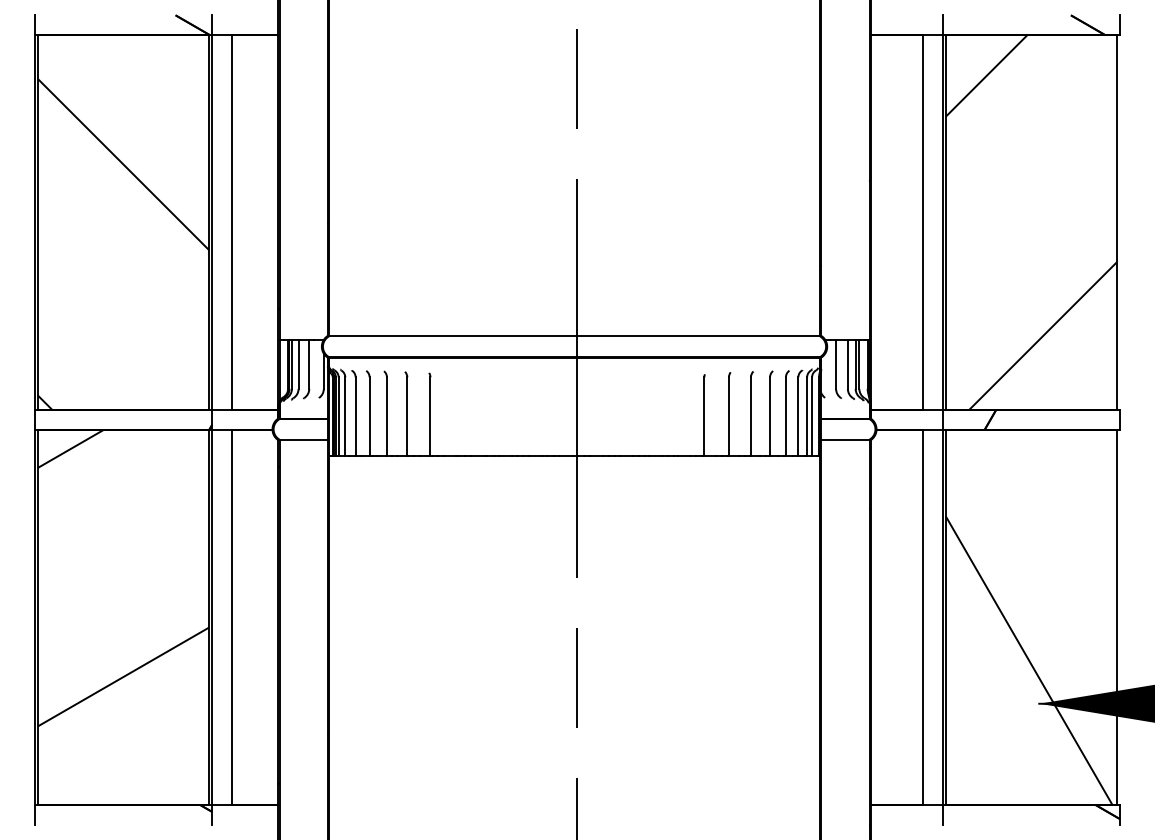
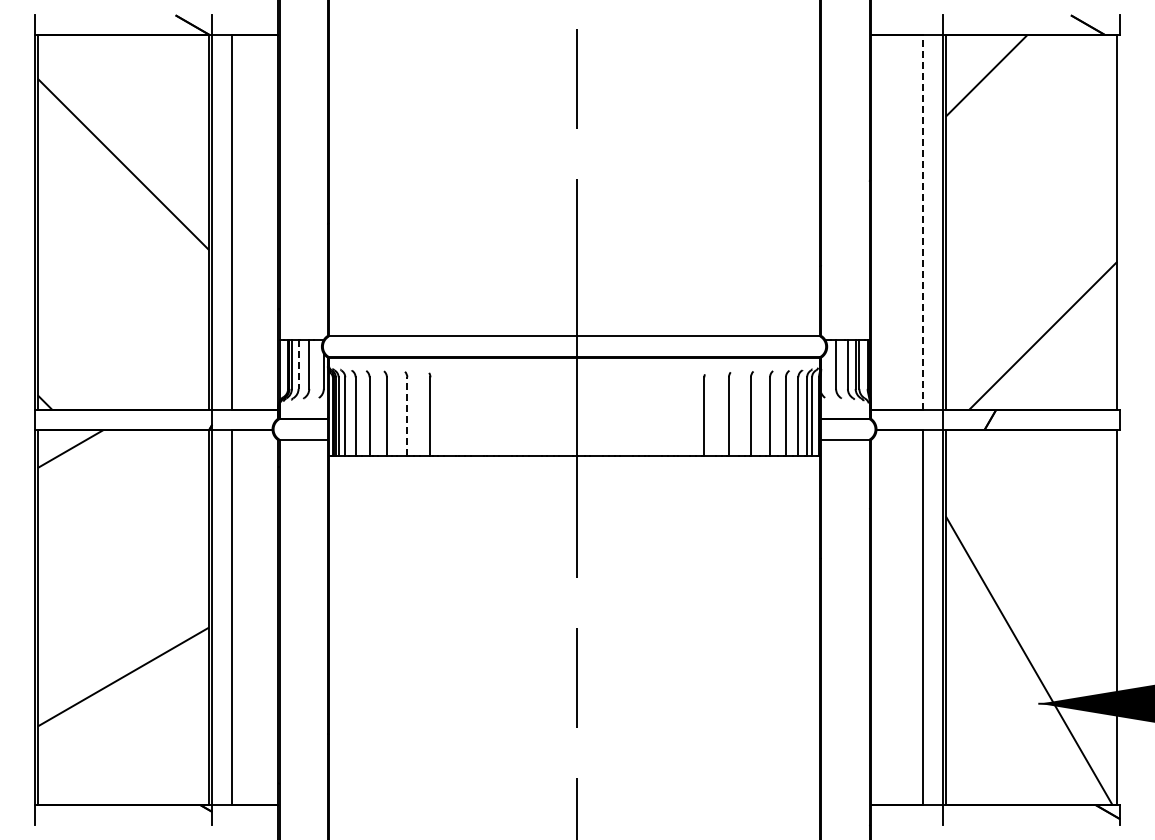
line: solid -> dashed (922, 222)
line: solid -> dashed (298, 364)
line: solid -> dashed (407, 416)
